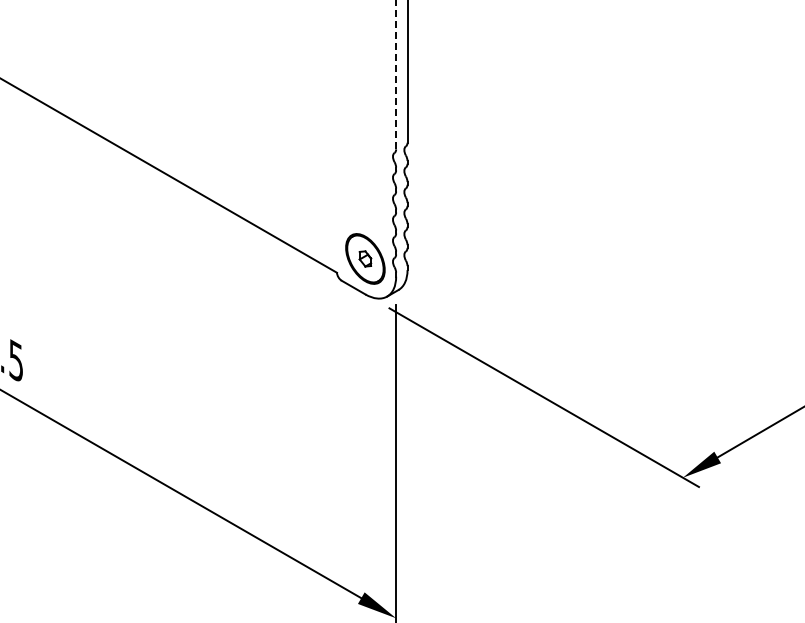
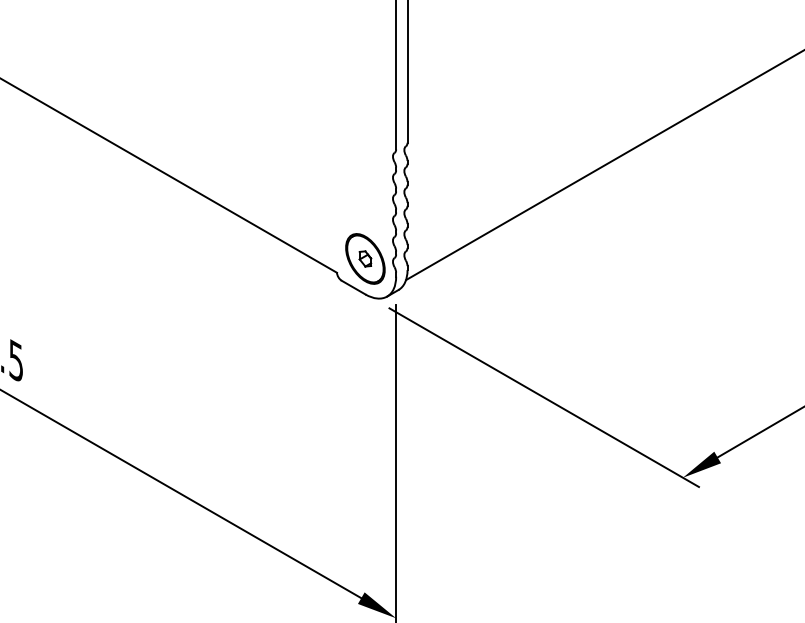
line: dashed -> solid (396, 74)
line: none -> present (603, 165)
